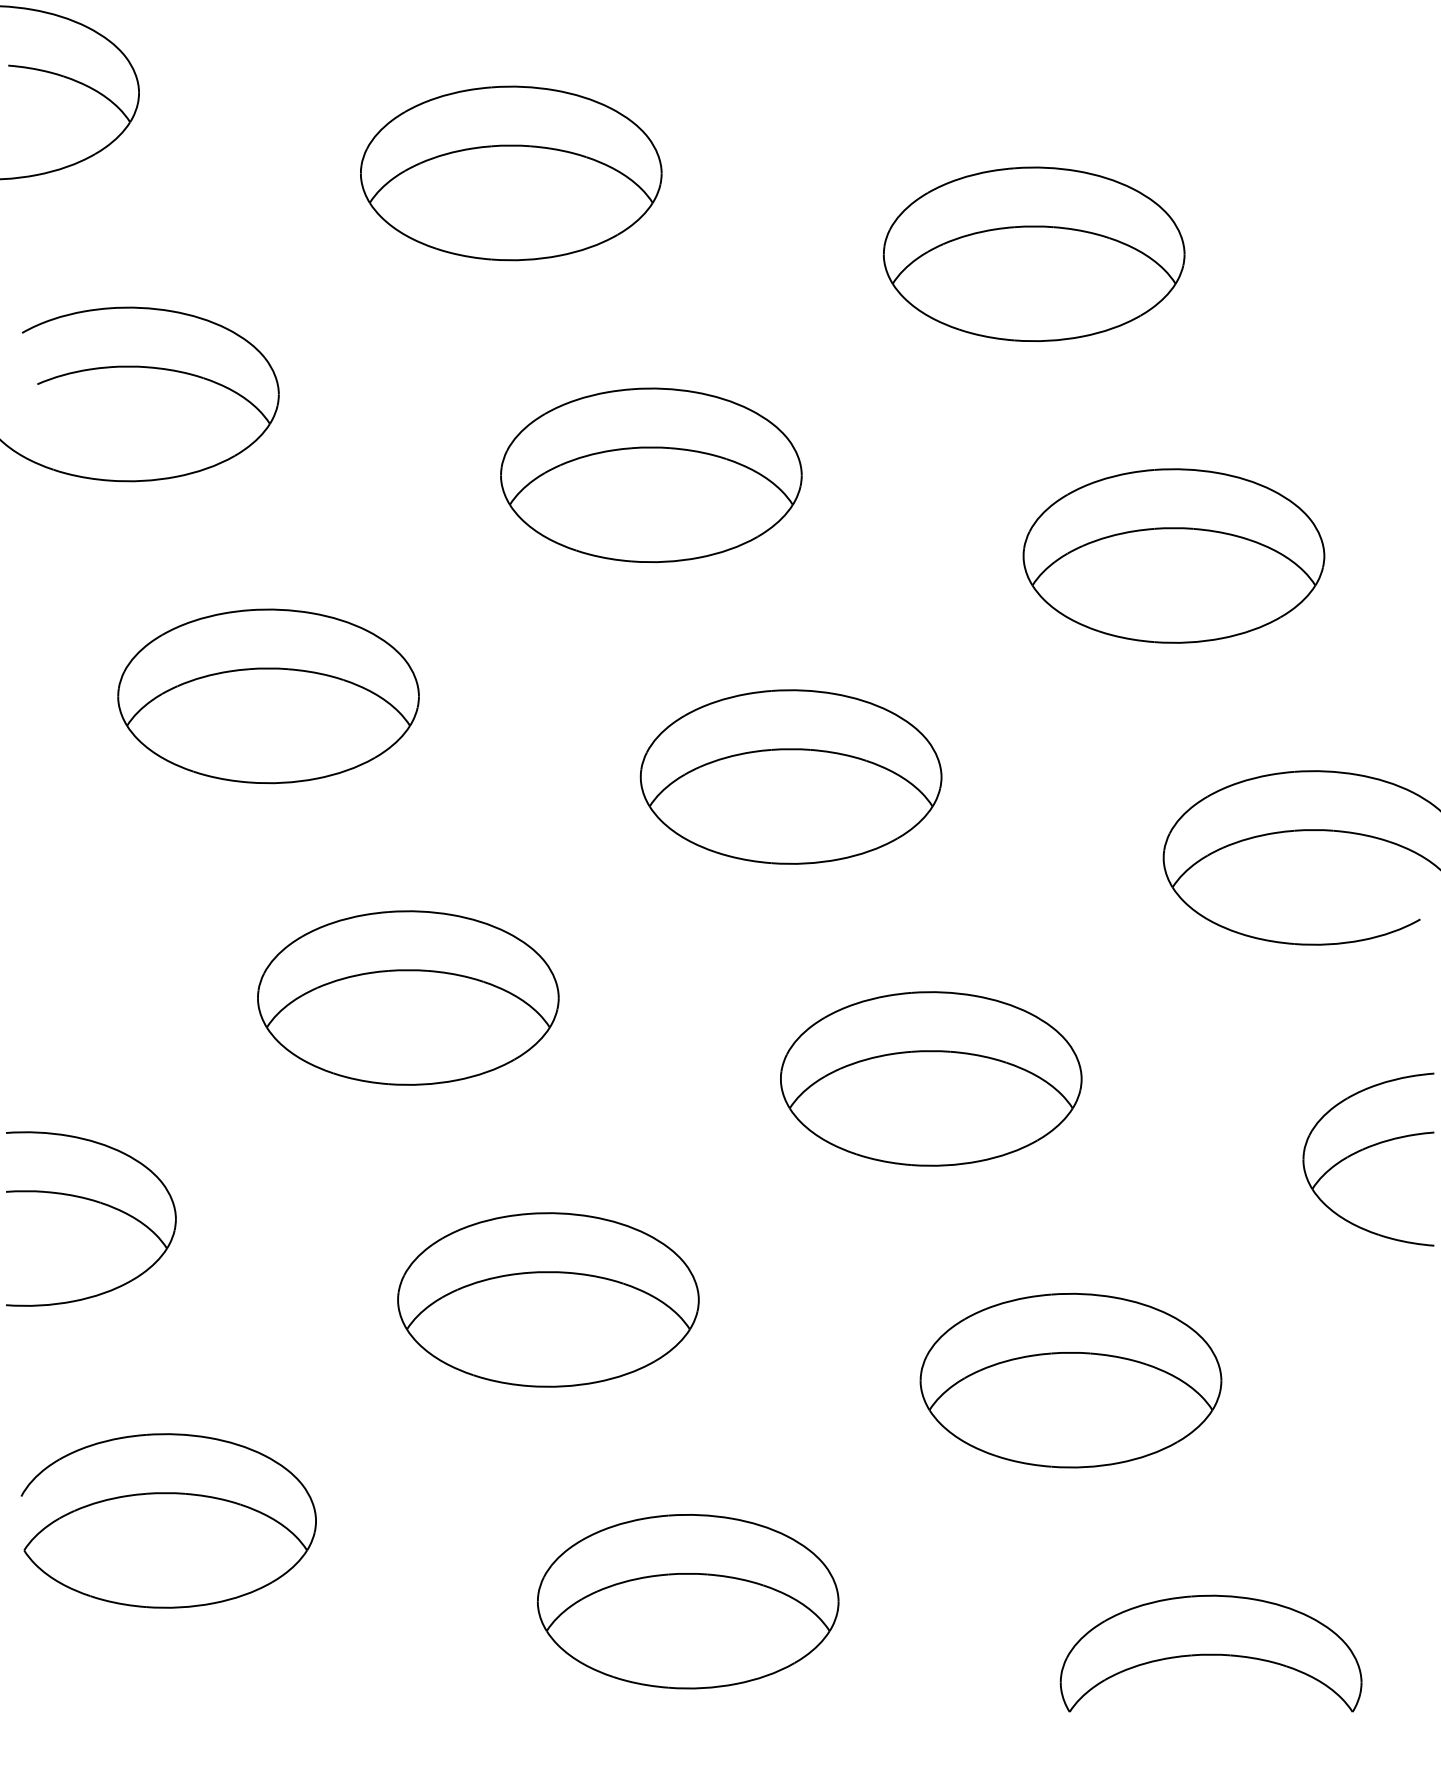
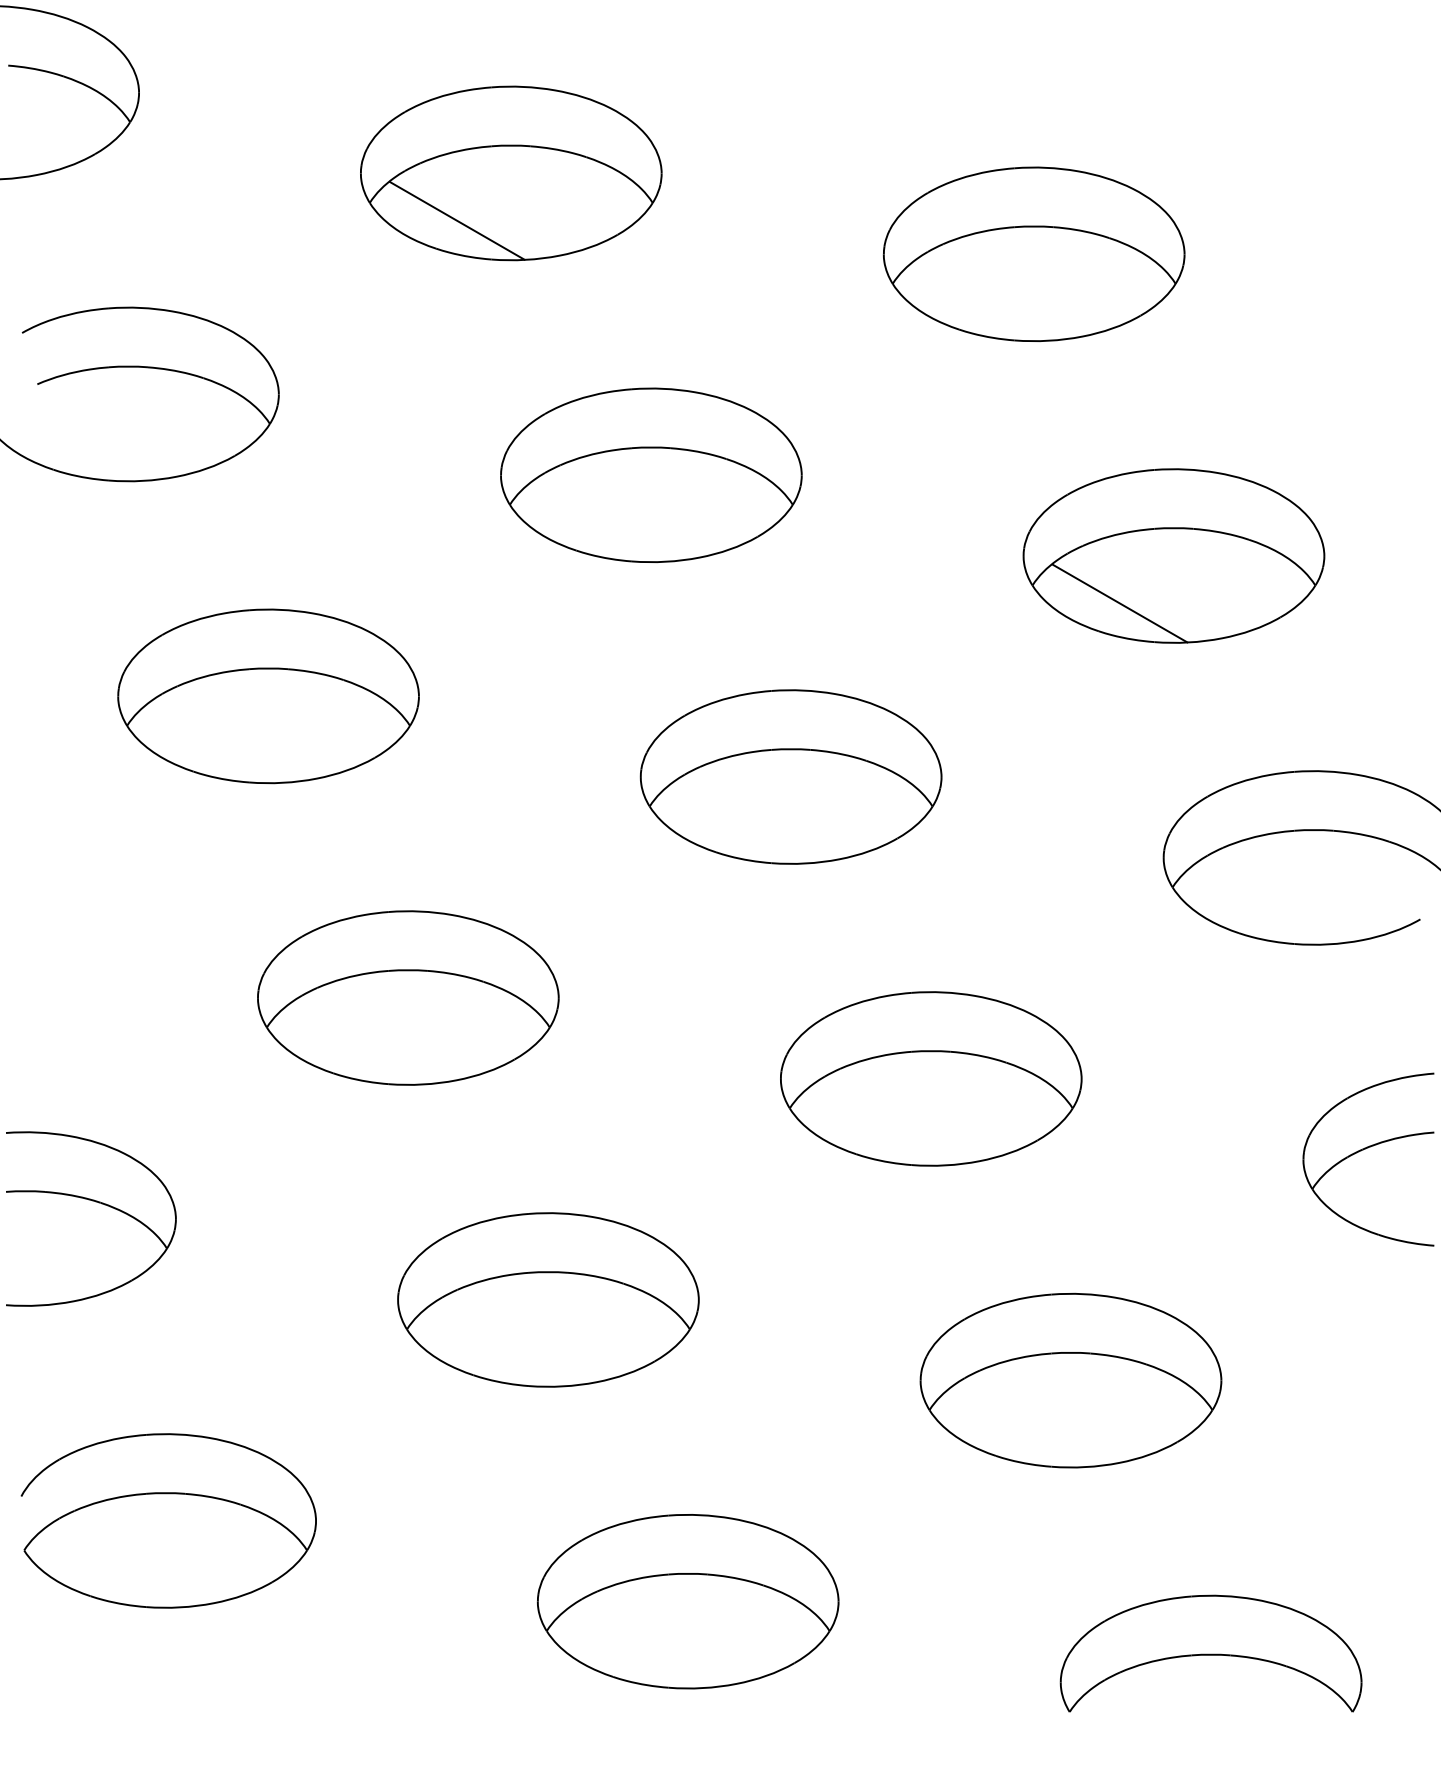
line: none -> present (456, 220)
line: none -> present (1119, 603)
